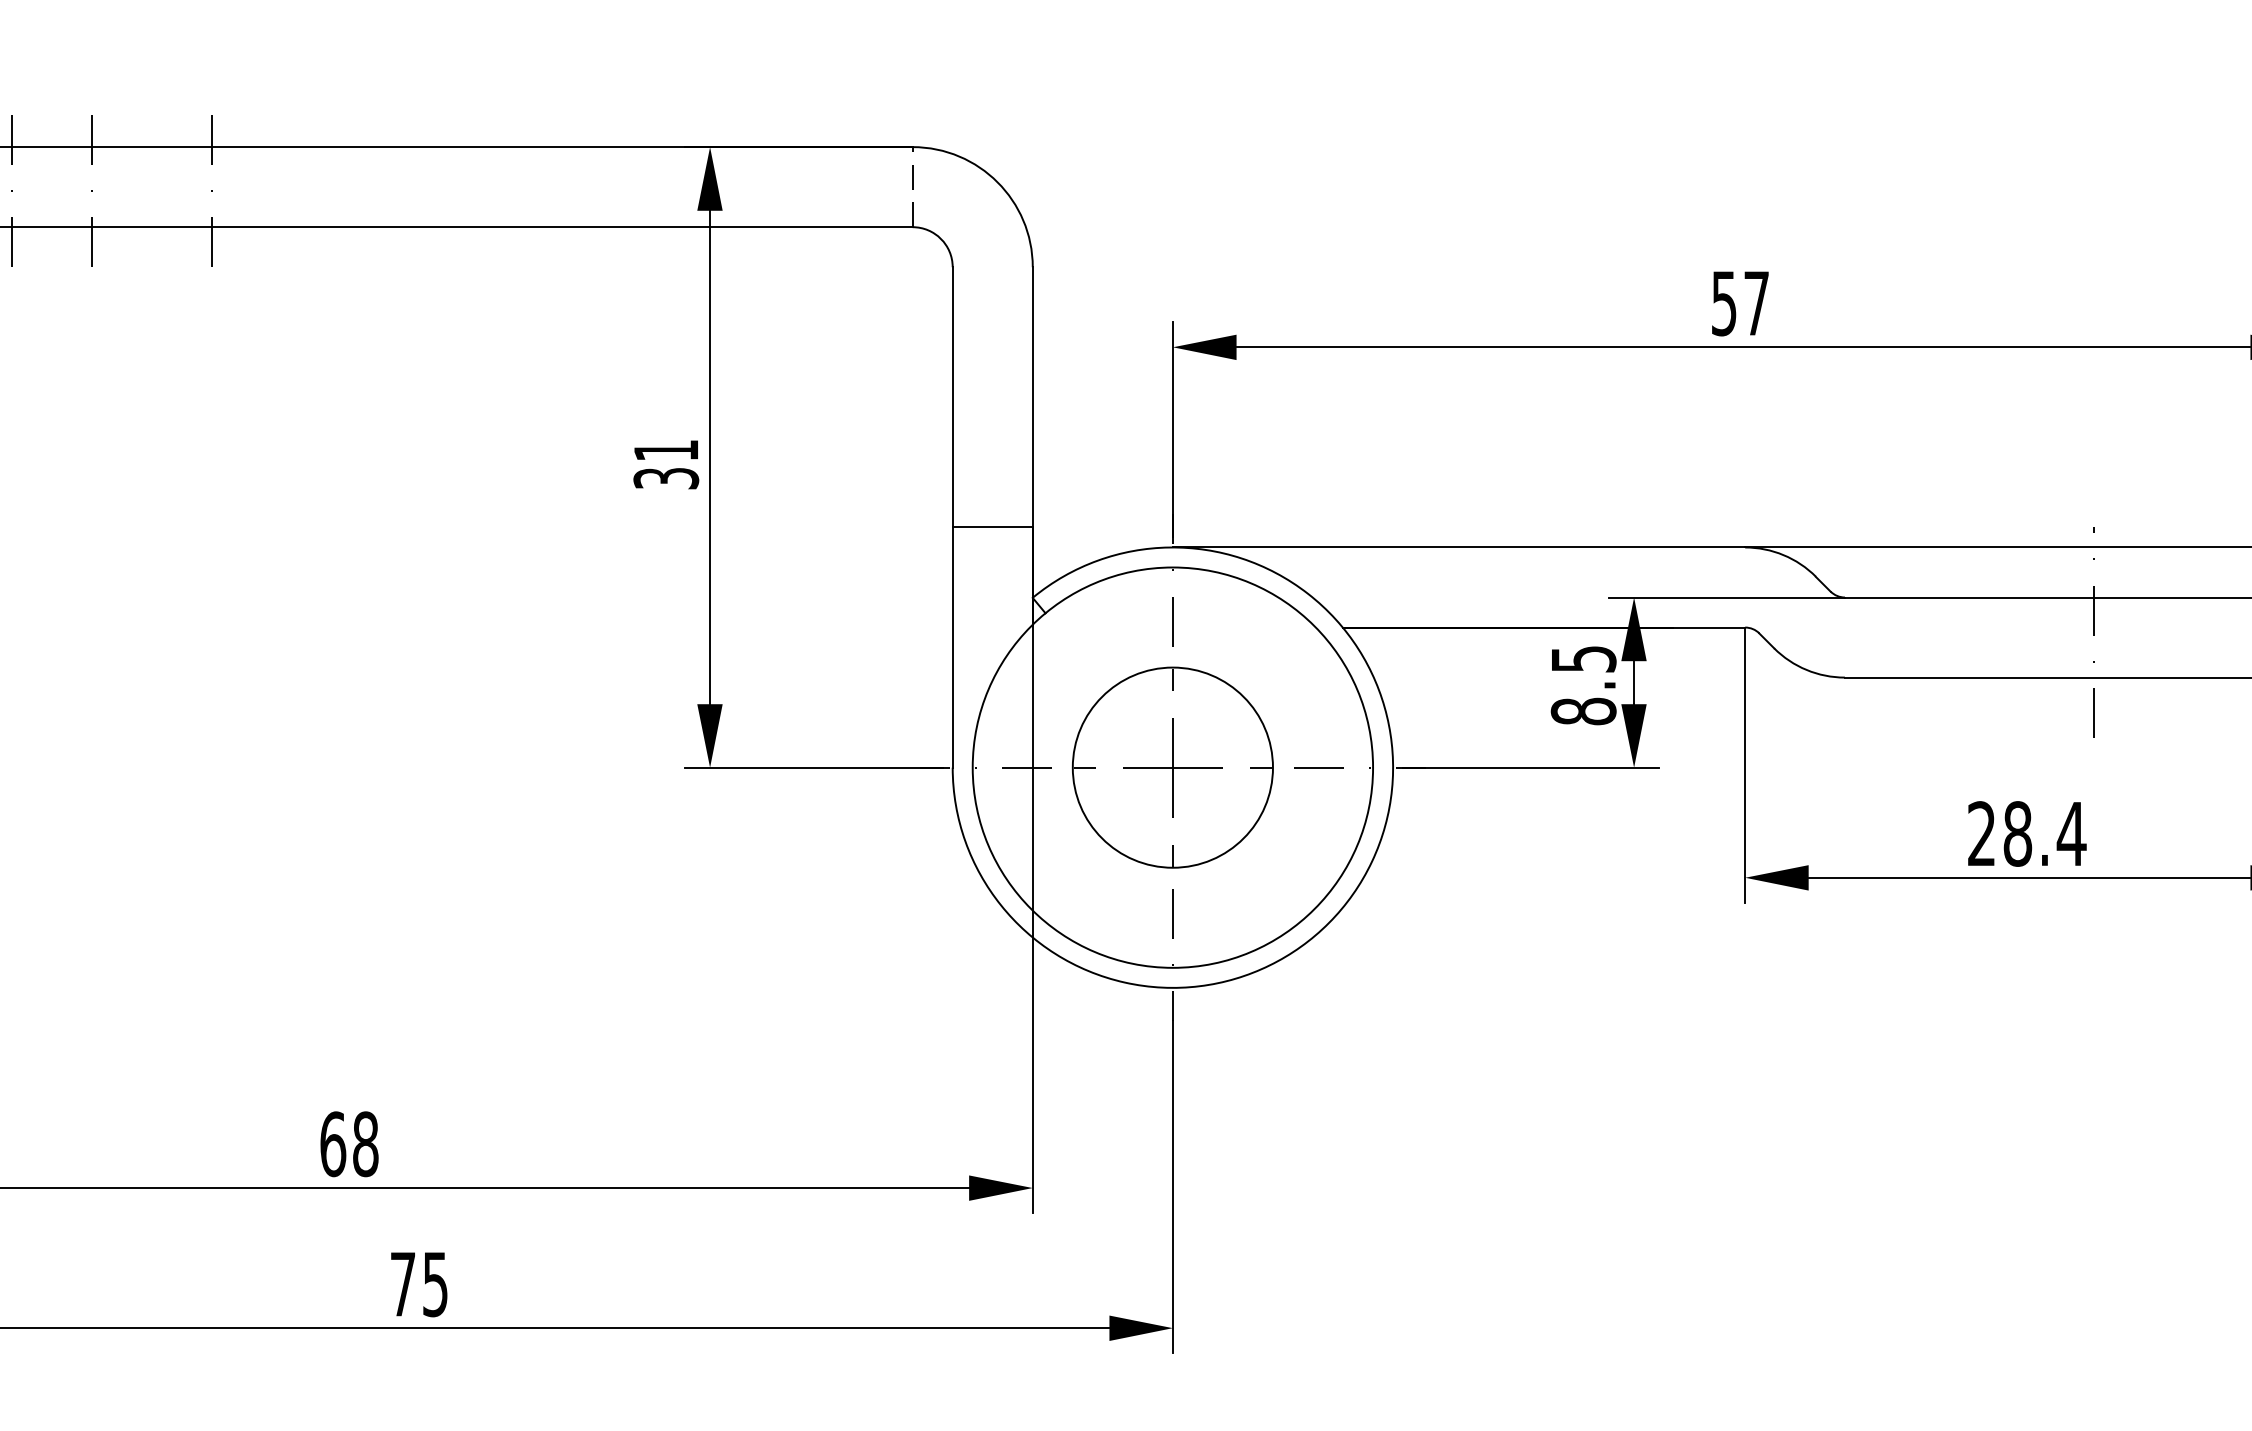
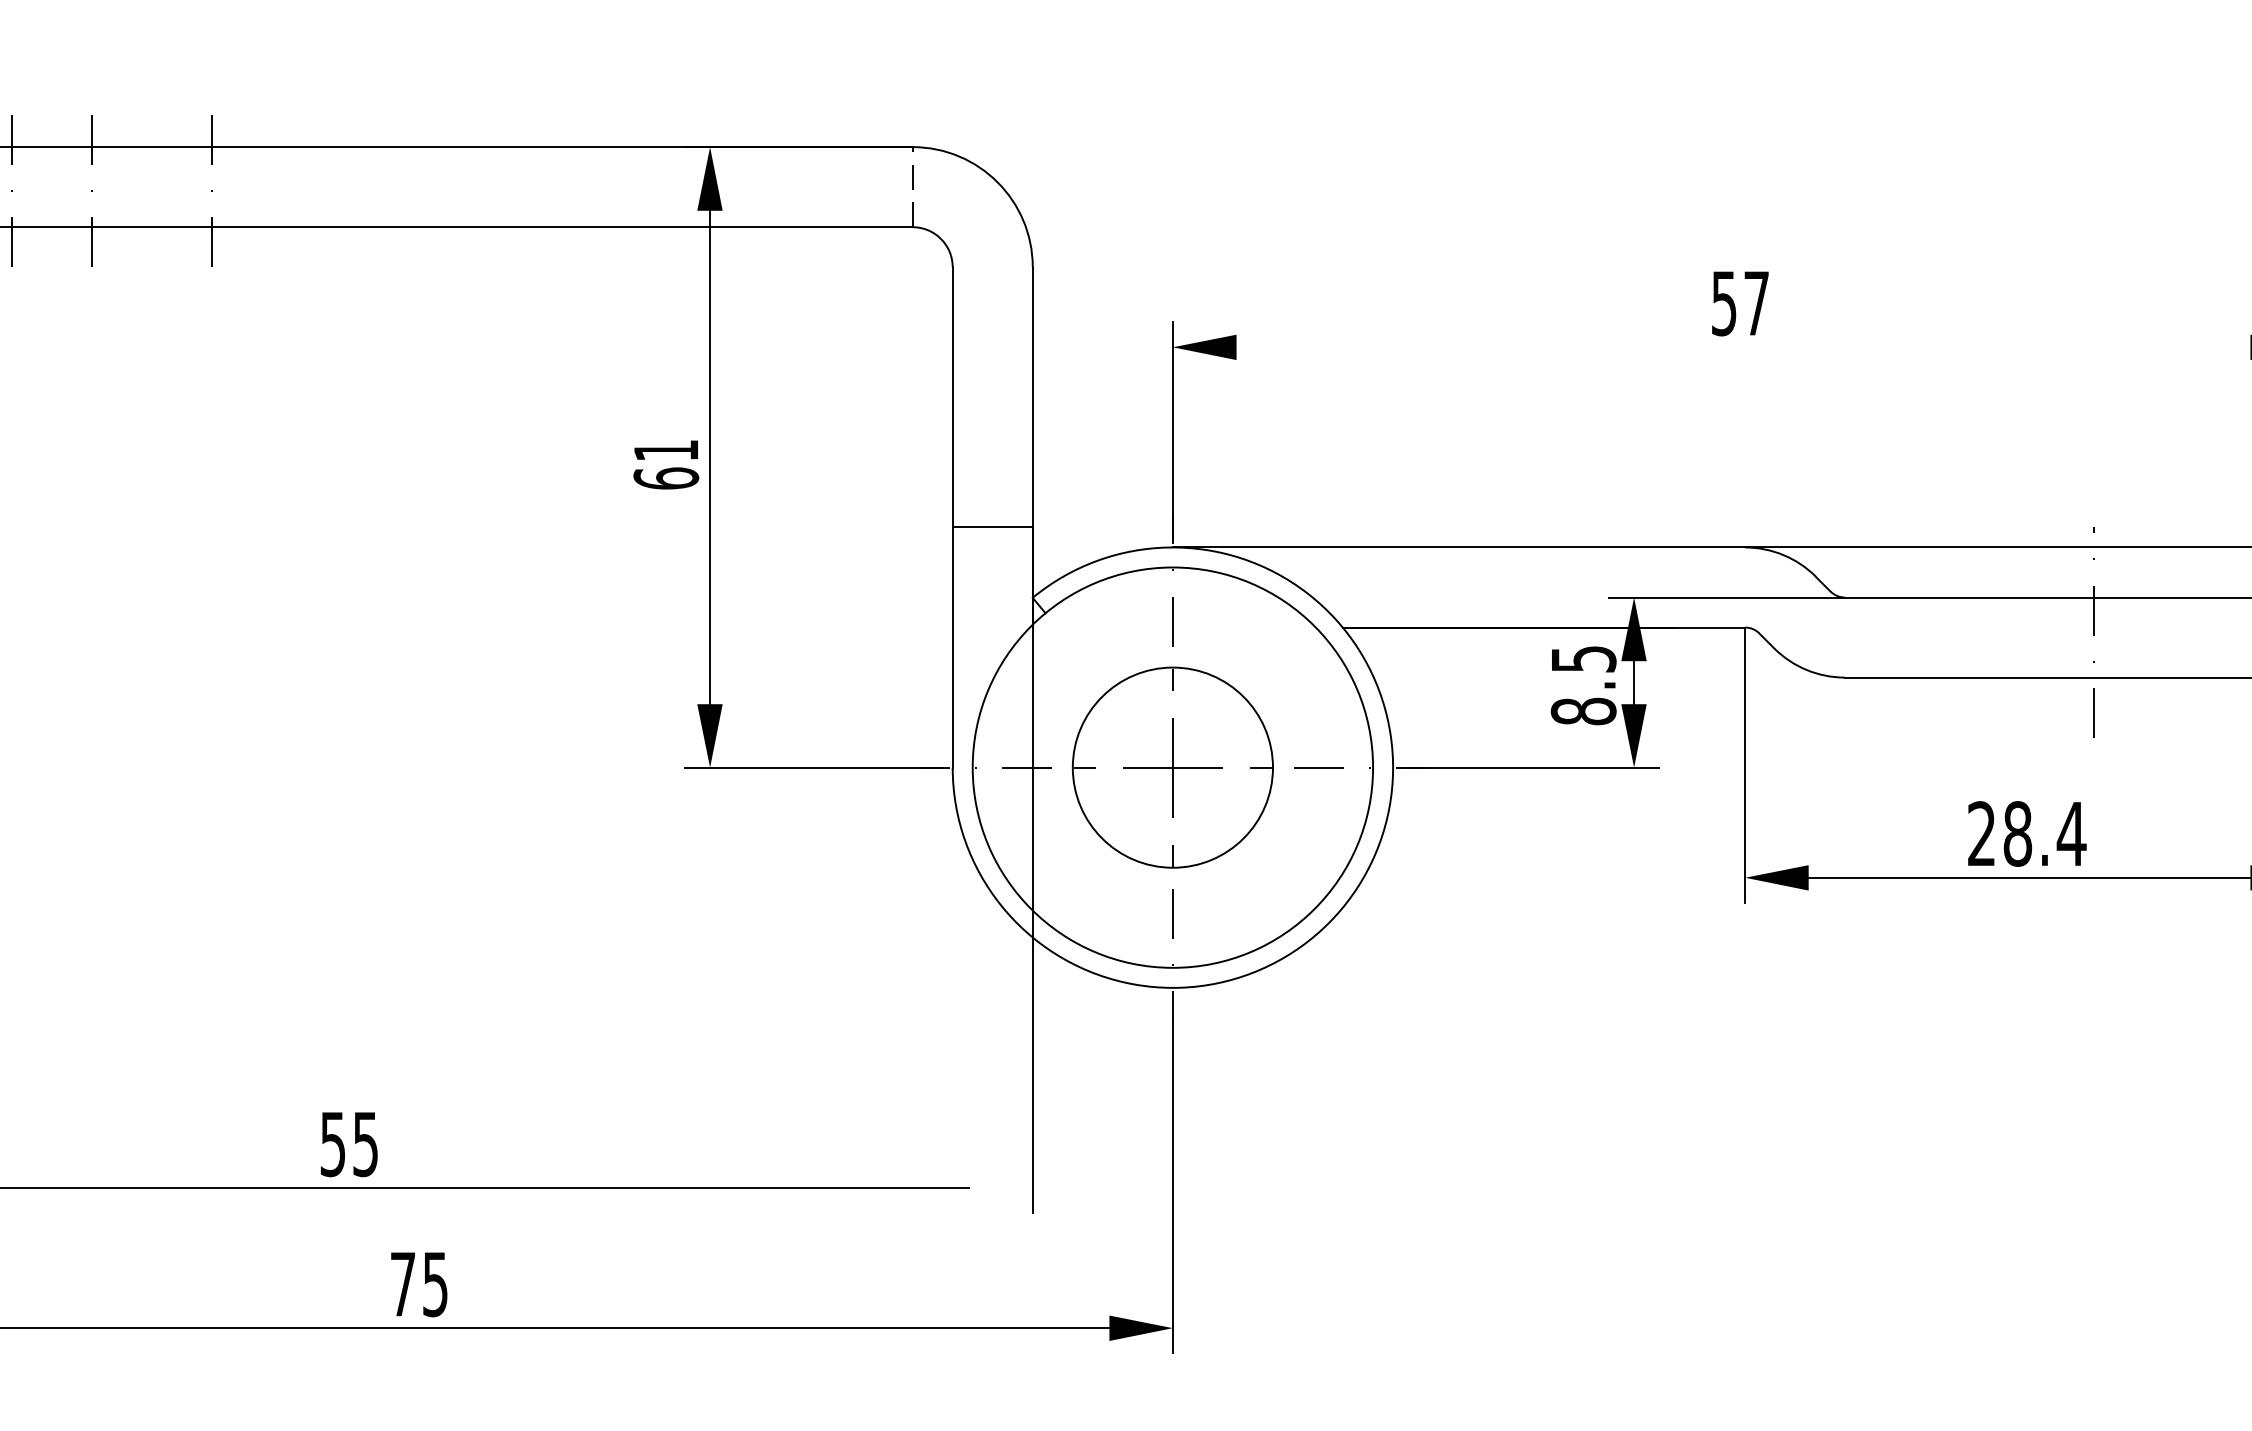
line: present -> none (1742, 347)
text: 31 -> 61 (666, 478)
text: 68 -> 55 (349, 1144)
fill: present -> none (1000, 1187)
